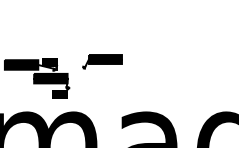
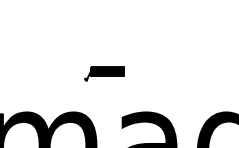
part position: (102, 61) -> (104, 73) (104, 73)
part: present -> none (37, 78)
